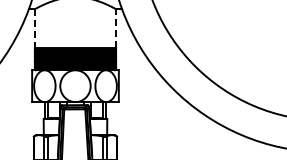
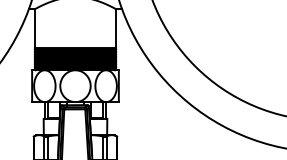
line: dashed -> solid (115, 27)
line: dashed -> solid (35, 28)
